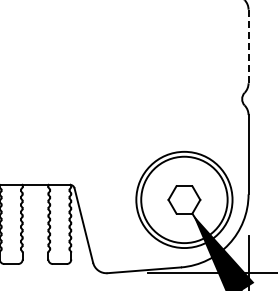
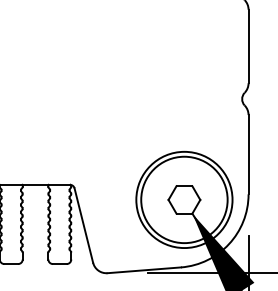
line: dashed -> solid (248, 46)
